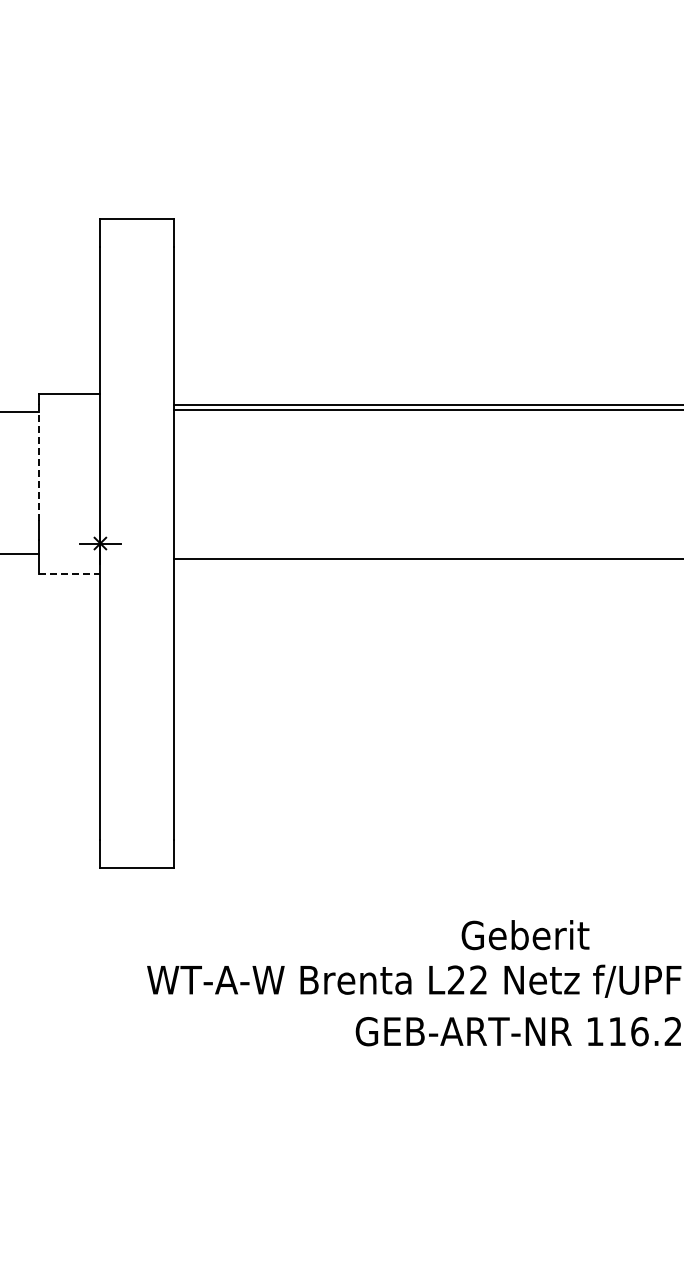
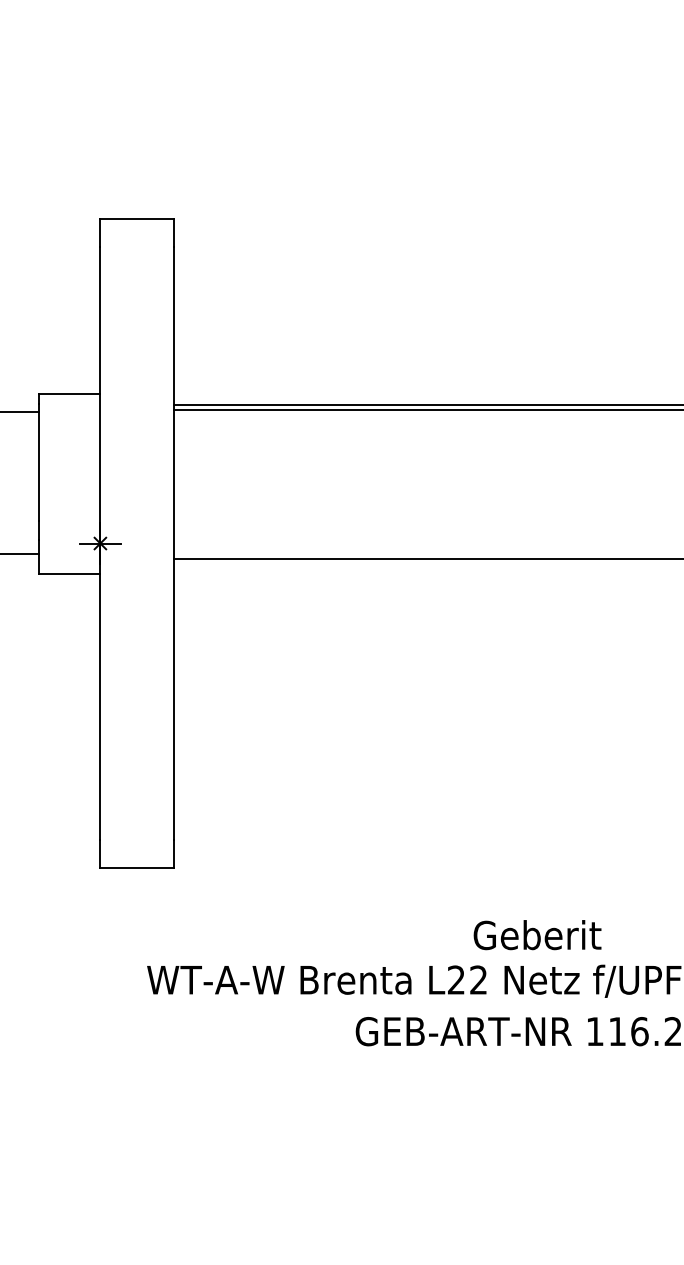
line: dashed -> solid (39, 462)
line: dashed -> solid (70, 573)
text position: (525, 935) -> (537, 935) (537, 935)
